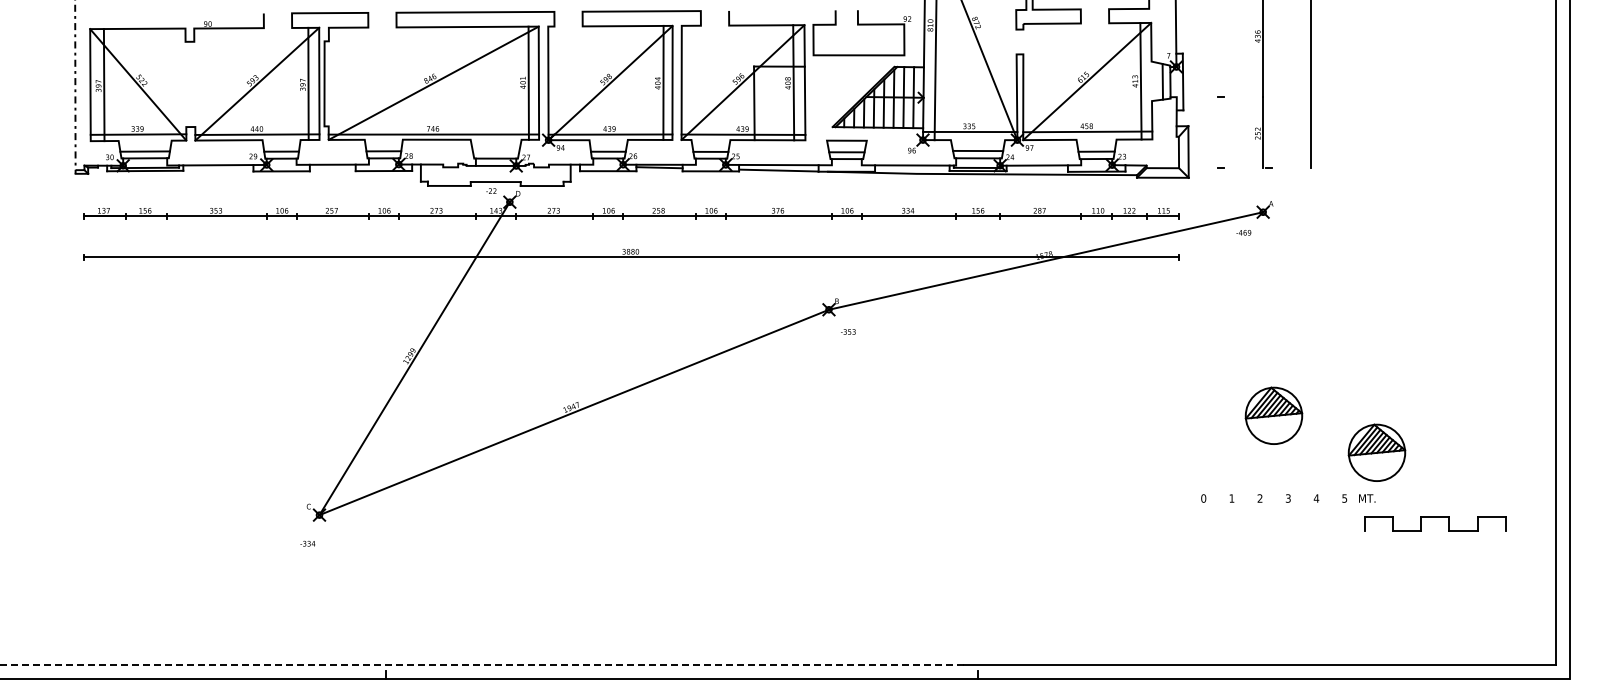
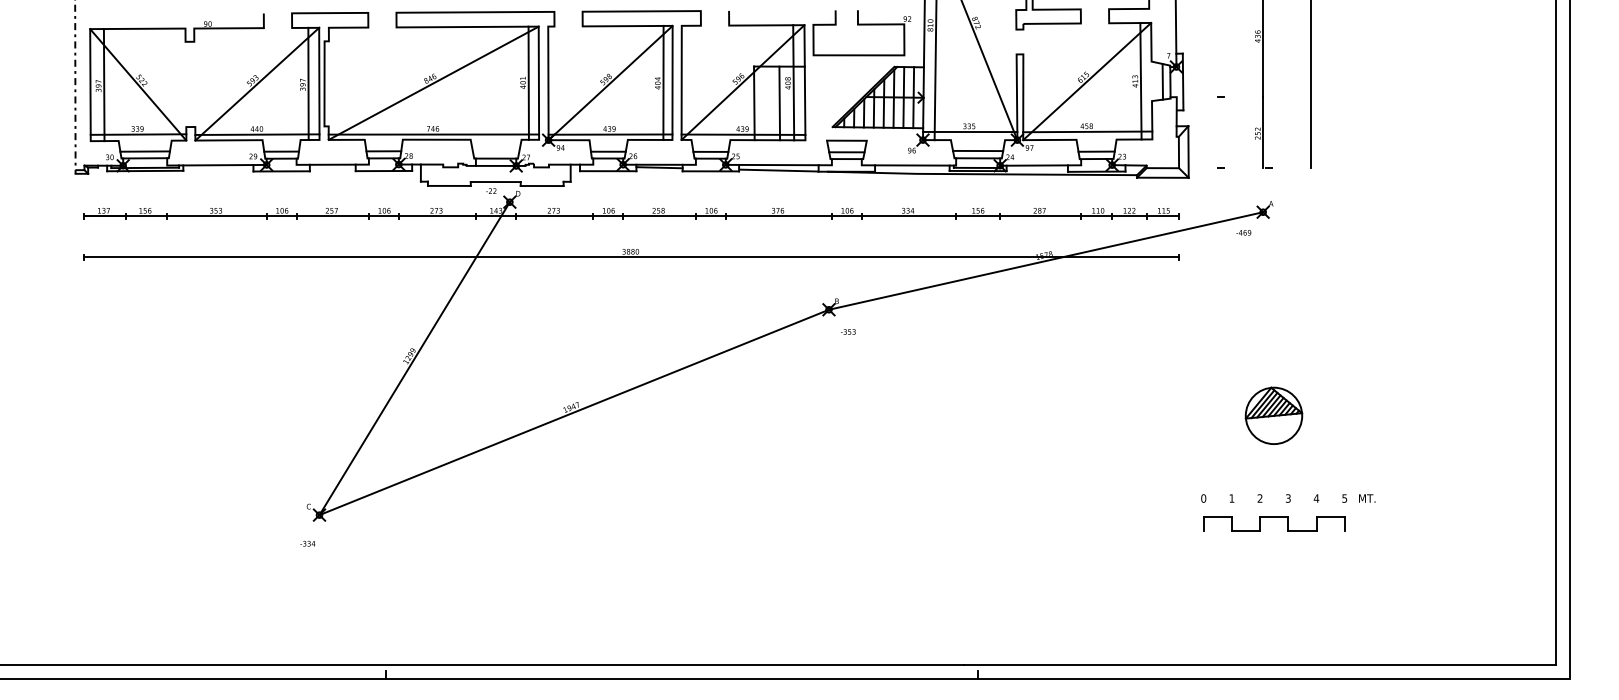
line: none -> present (779, 103)
part: present -> none (1376, 452)
part position: (1435, 523) -> (1274, 523) (1274, 523)
line: dashed -> solid (481, 664)
